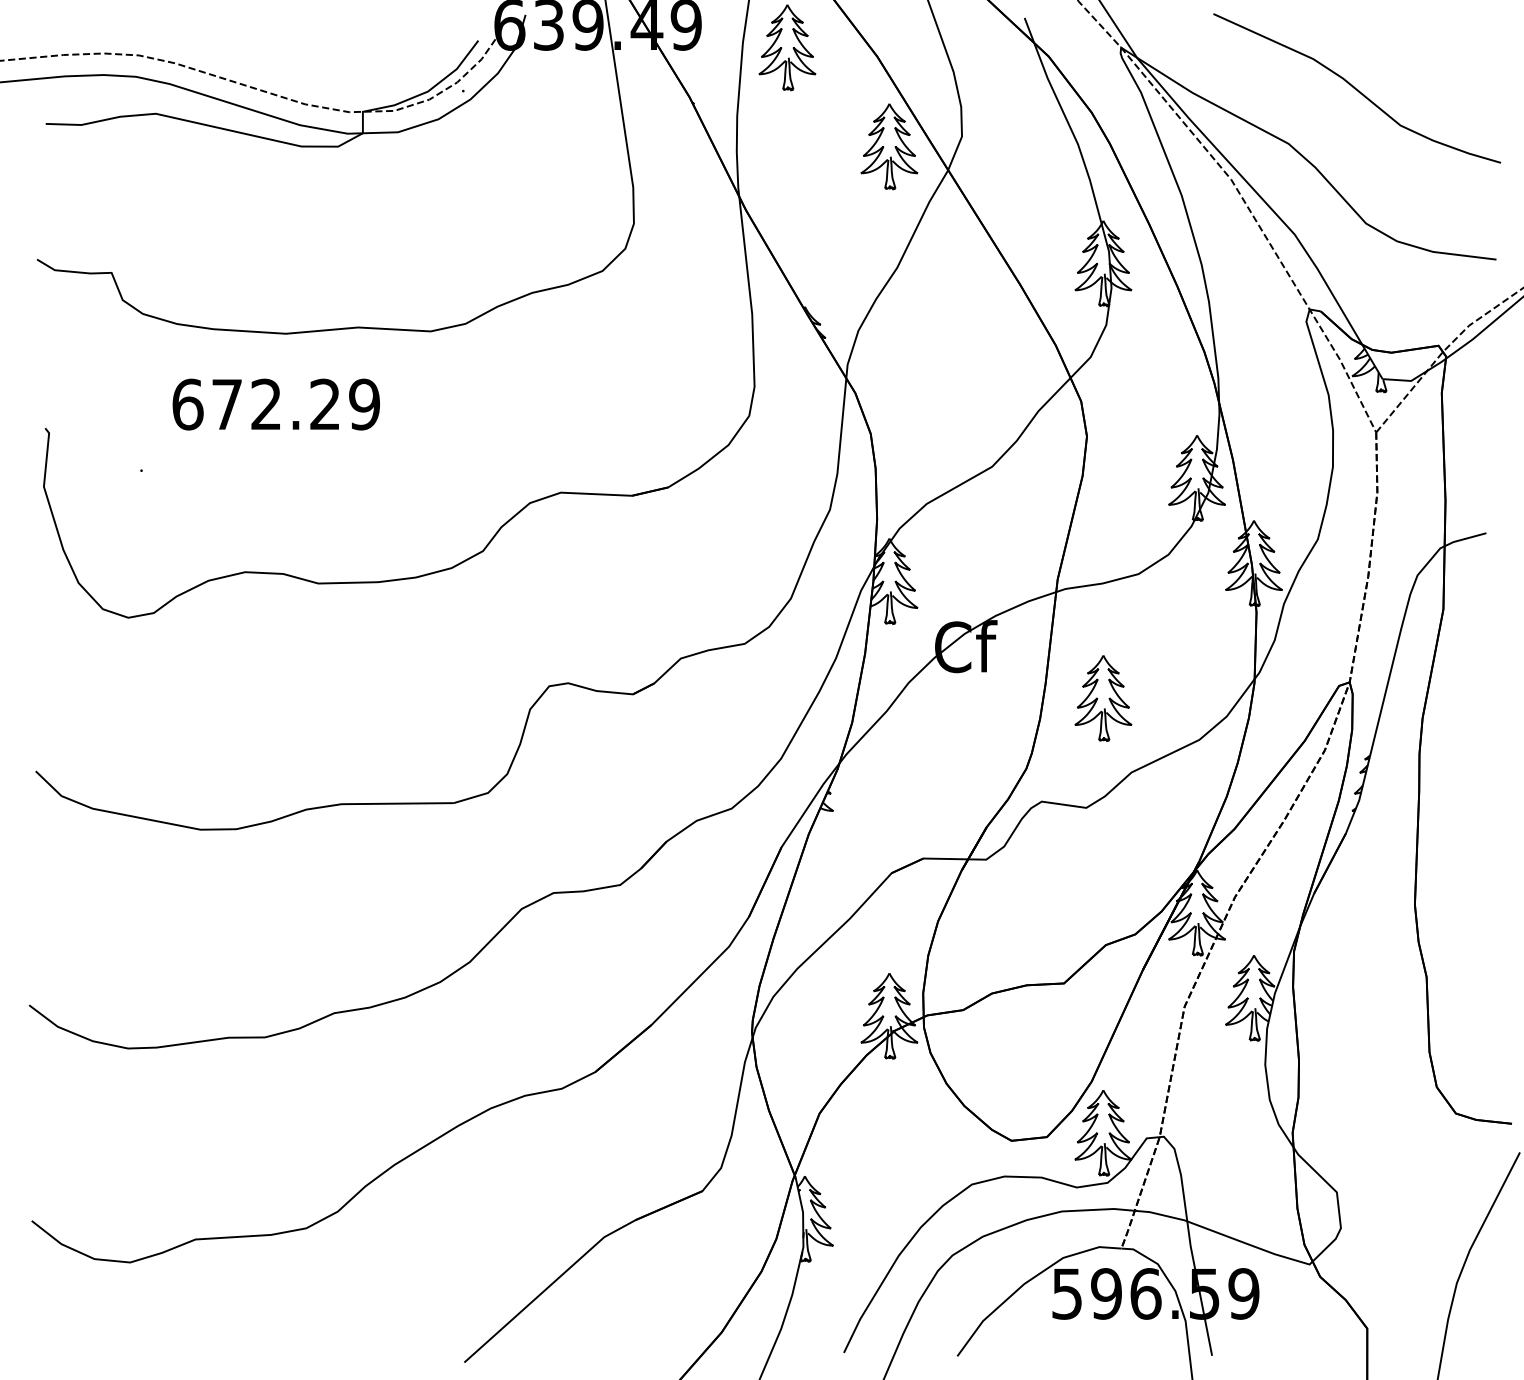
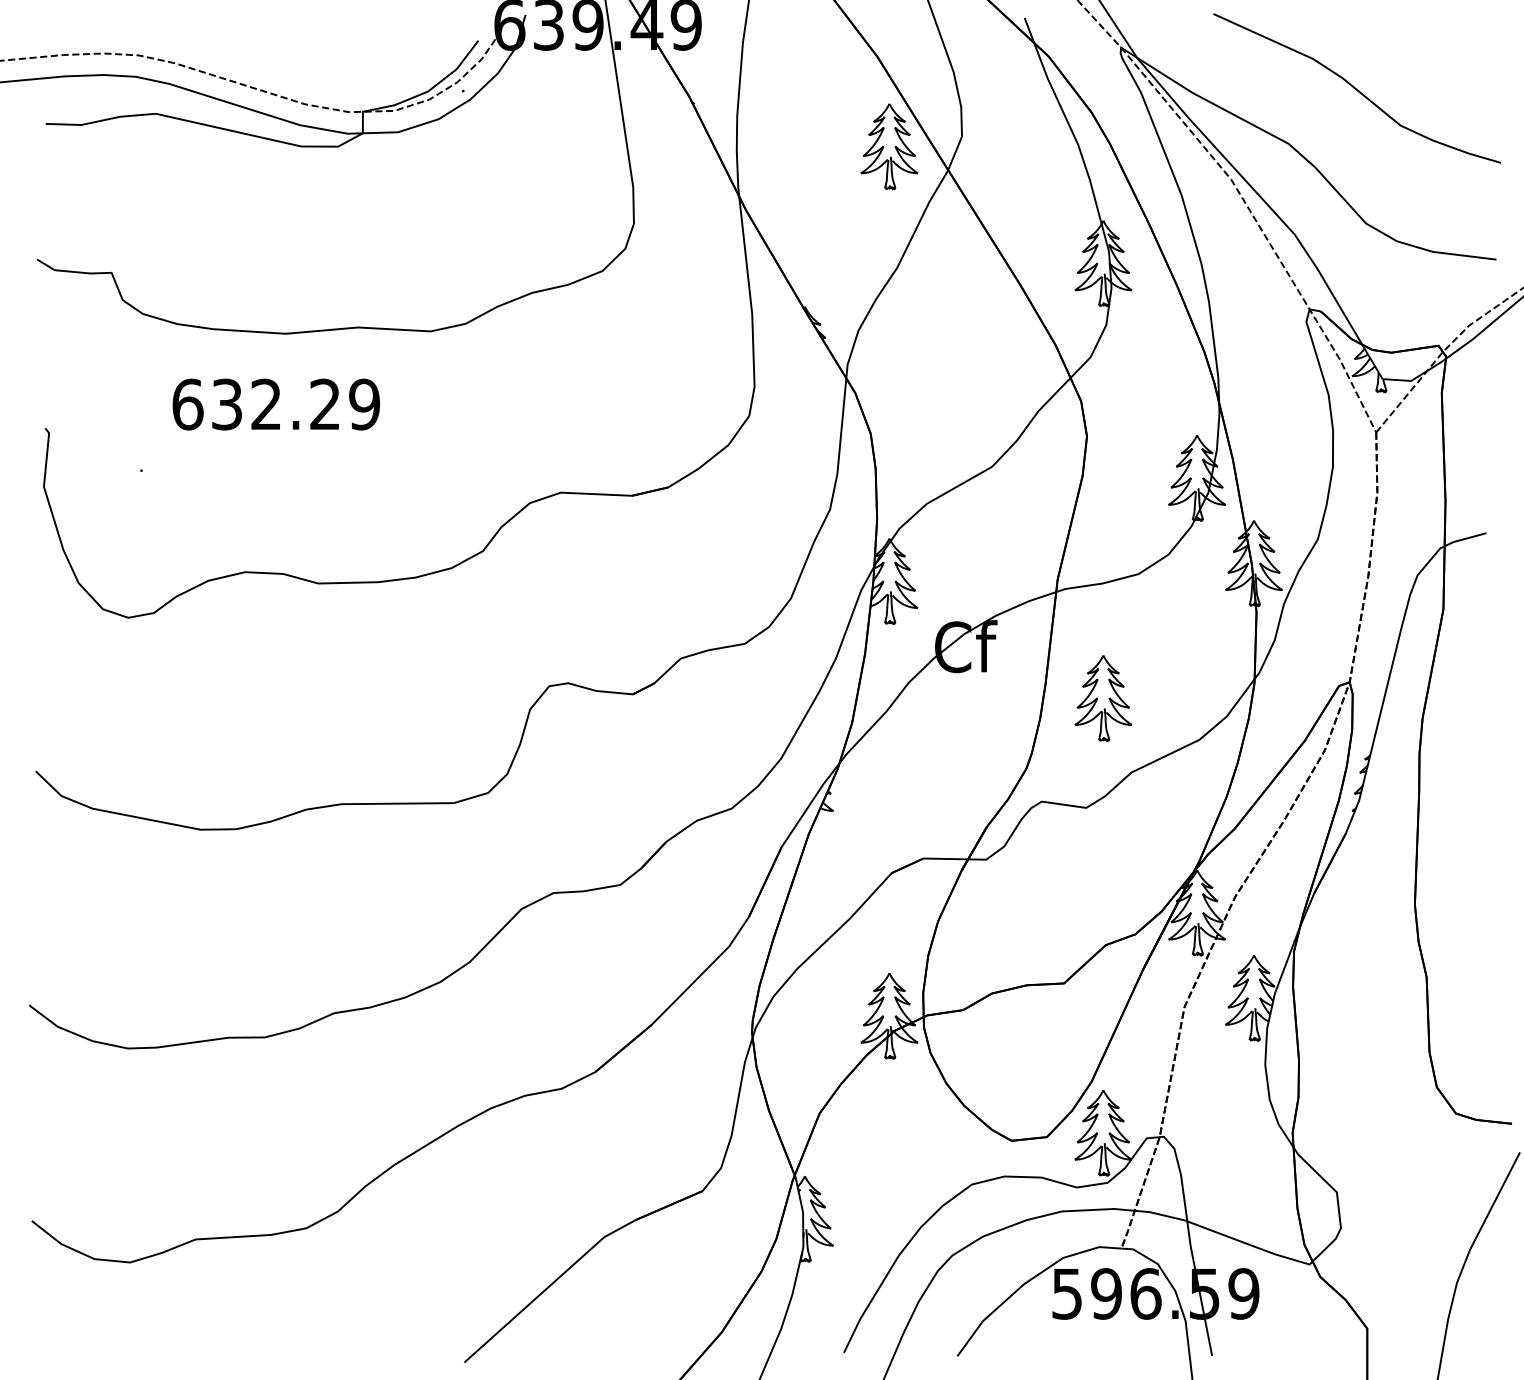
part: present -> none (787, 47)
text: 672.29 -> 632.29 (226, 404)
